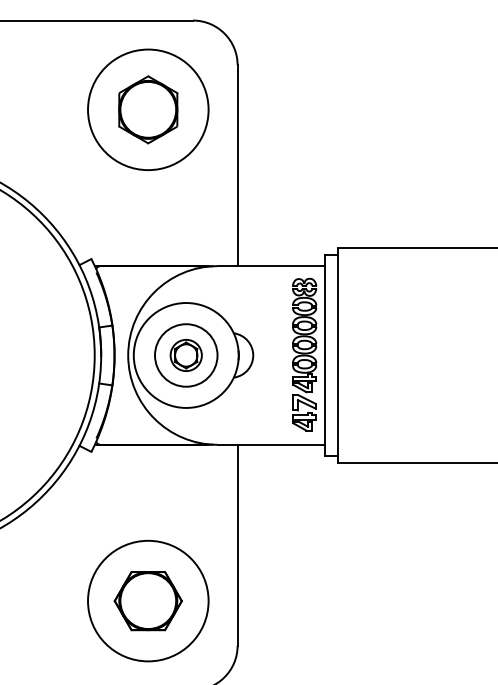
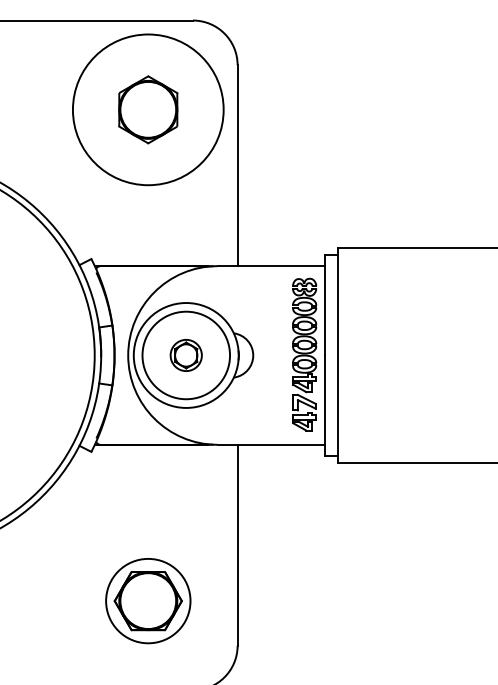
circle diameter: 121 px -> 151 px (147, 109)
circle diameter: 63 px -> 88 px (186, 355)
circle diameter: 121 px -> 84 px (148, 600)
